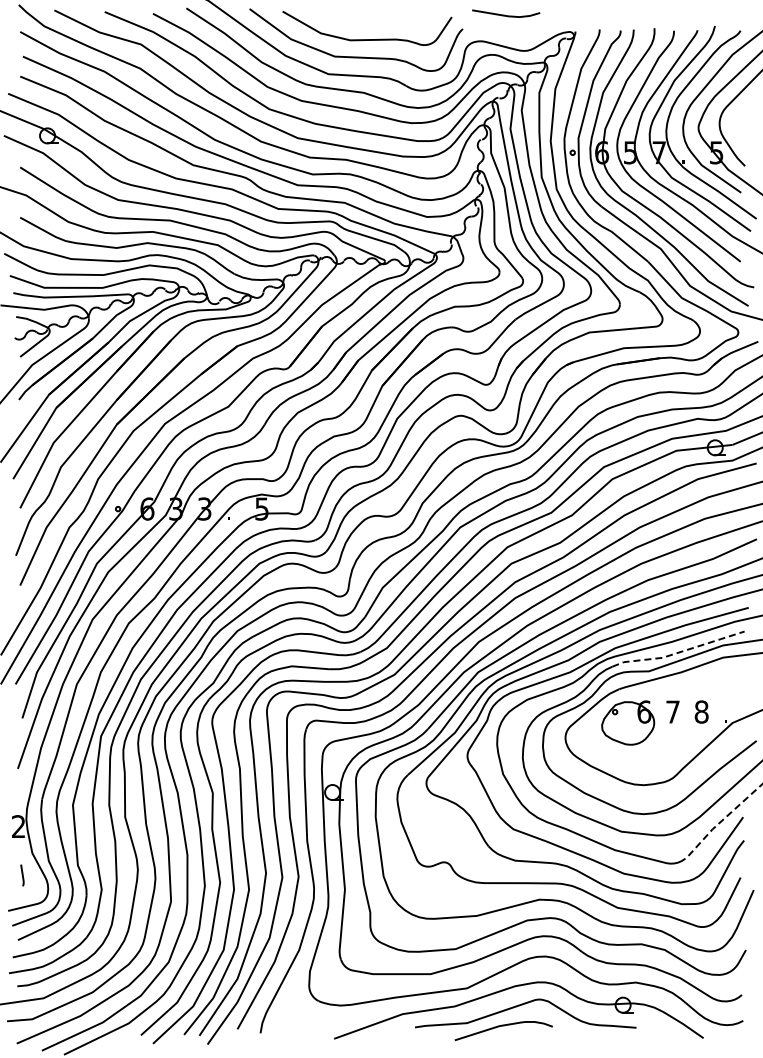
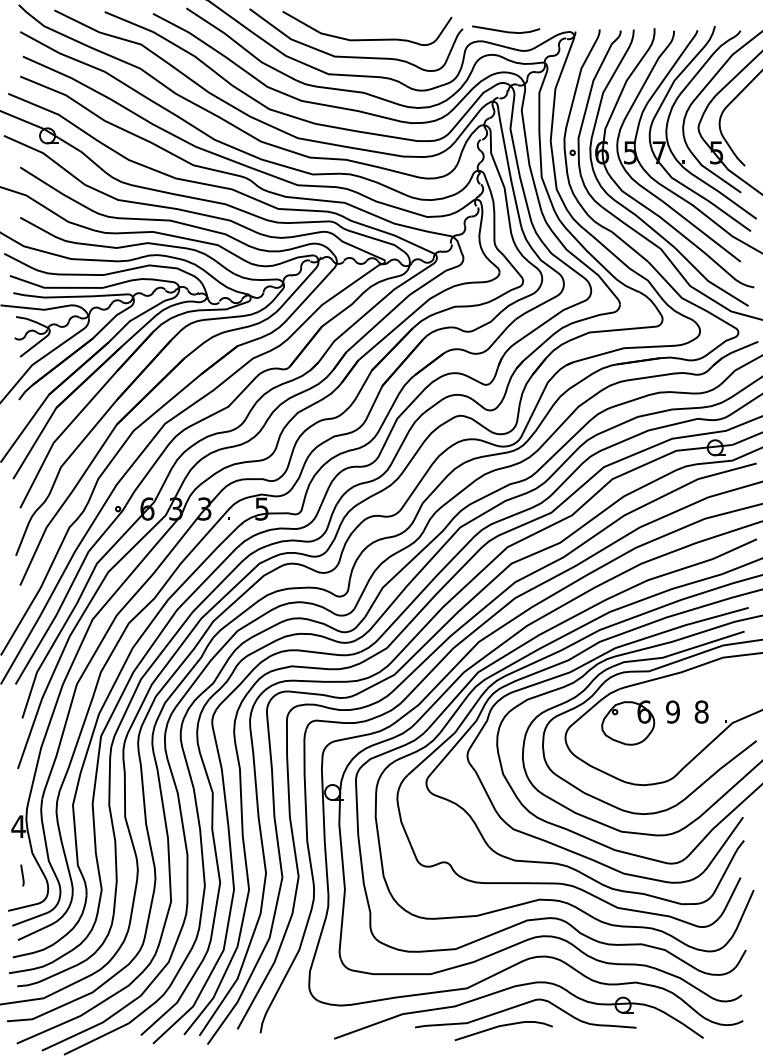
line position: (506, 15) -> (506, 31) (506, 31)
line: dashed -> solid (678, 652)
text: 7 -> 9 (672, 711)
line: dashed -> solid (721, 821)
text: 2 -> 4 (18, 826)
